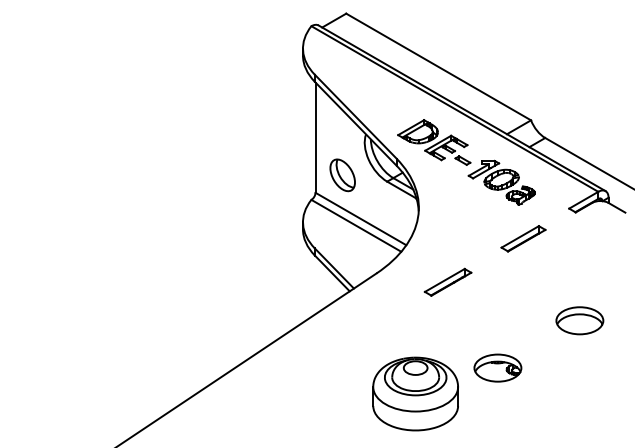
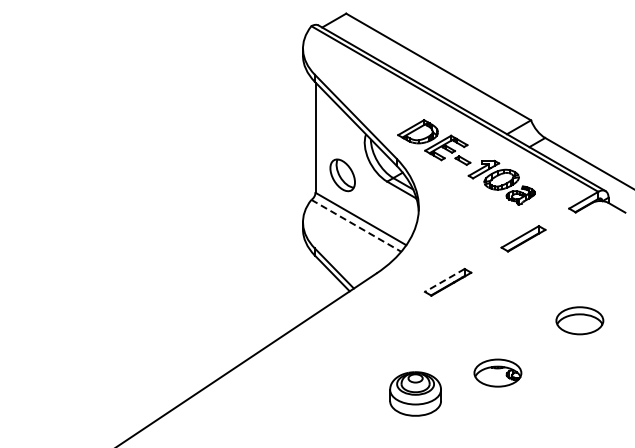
line: solid -> dashed (356, 225)
line: solid -> dashed (444, 280)
part position: (497, 367) -> (497, 372) (497, 372)
part size: 87x76 px -> 53x46 px (415, 393)
